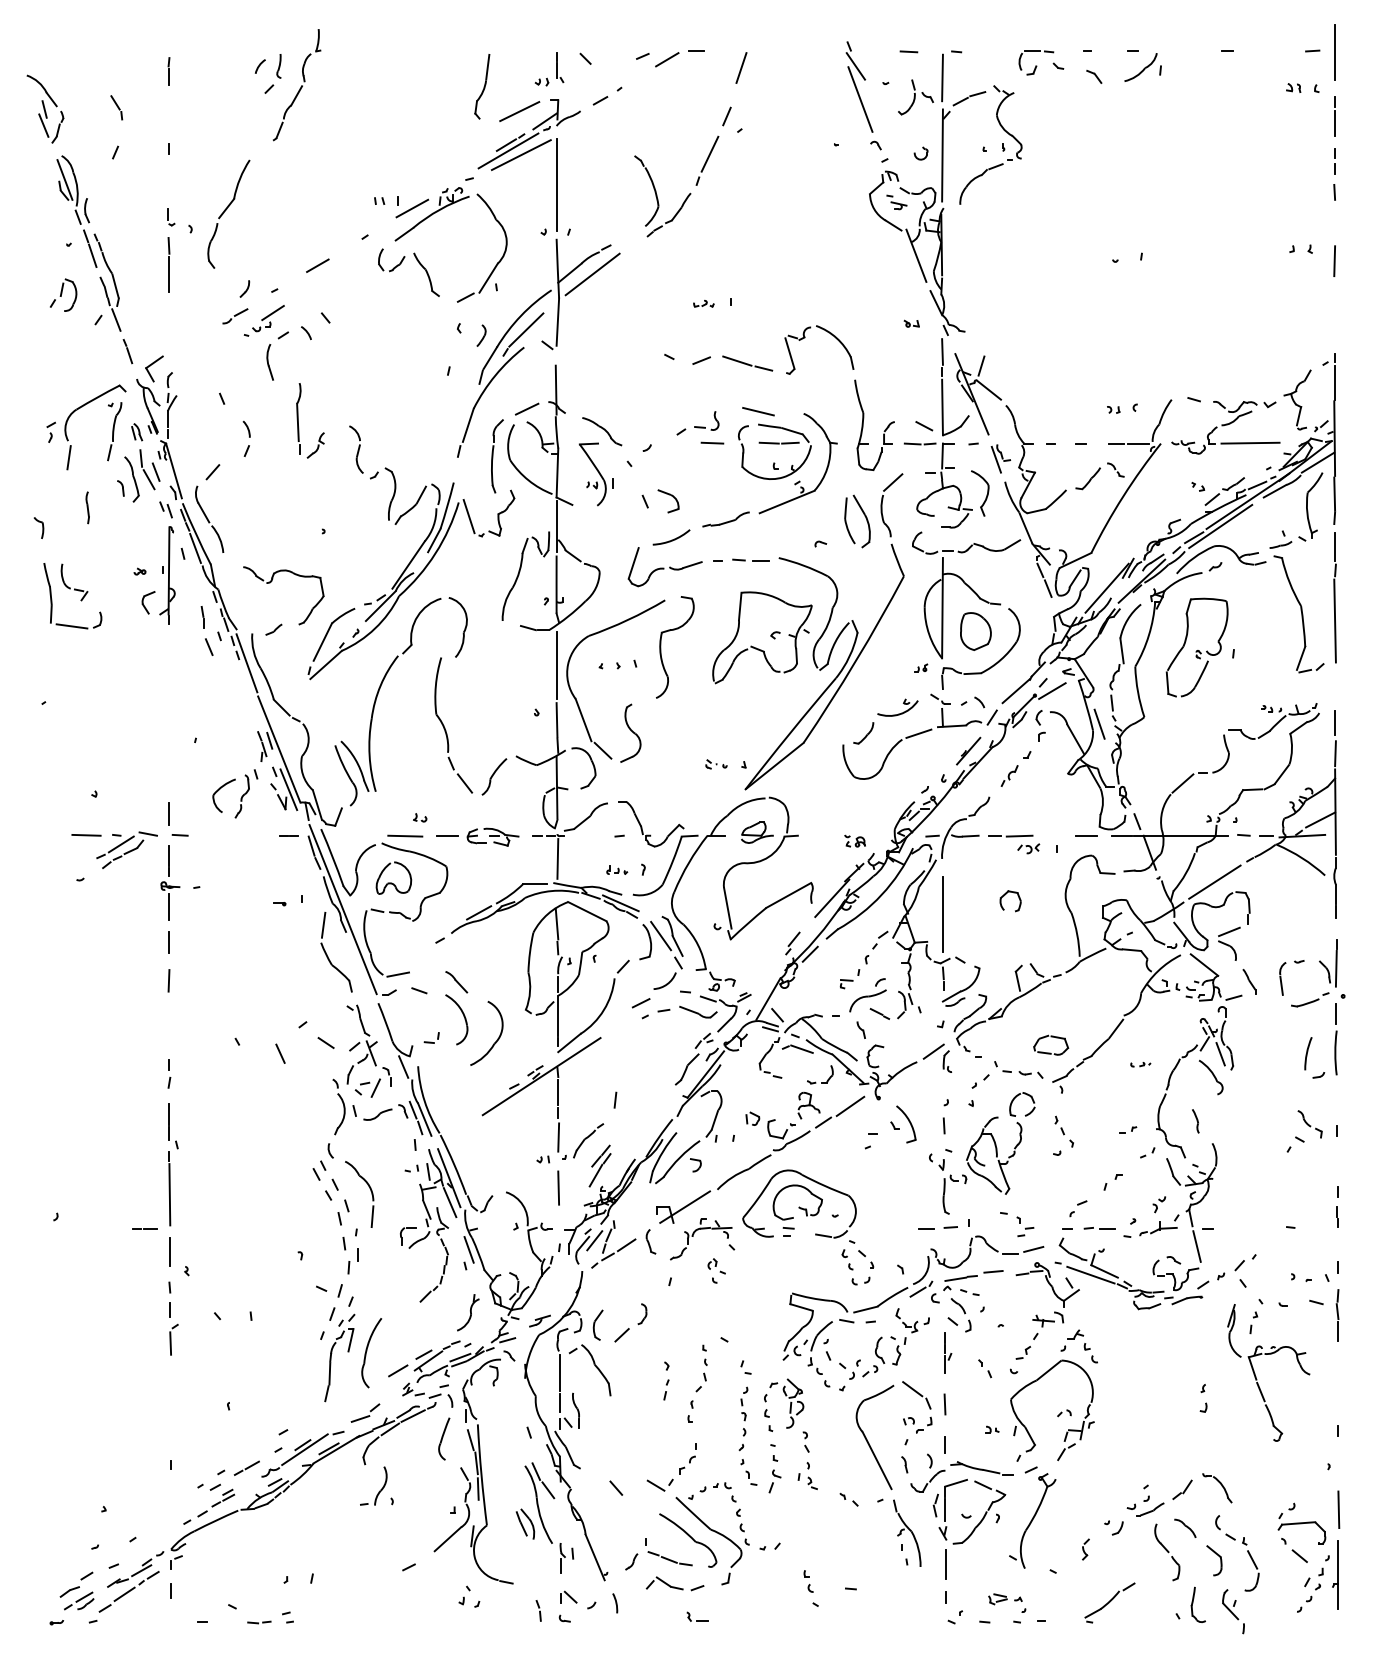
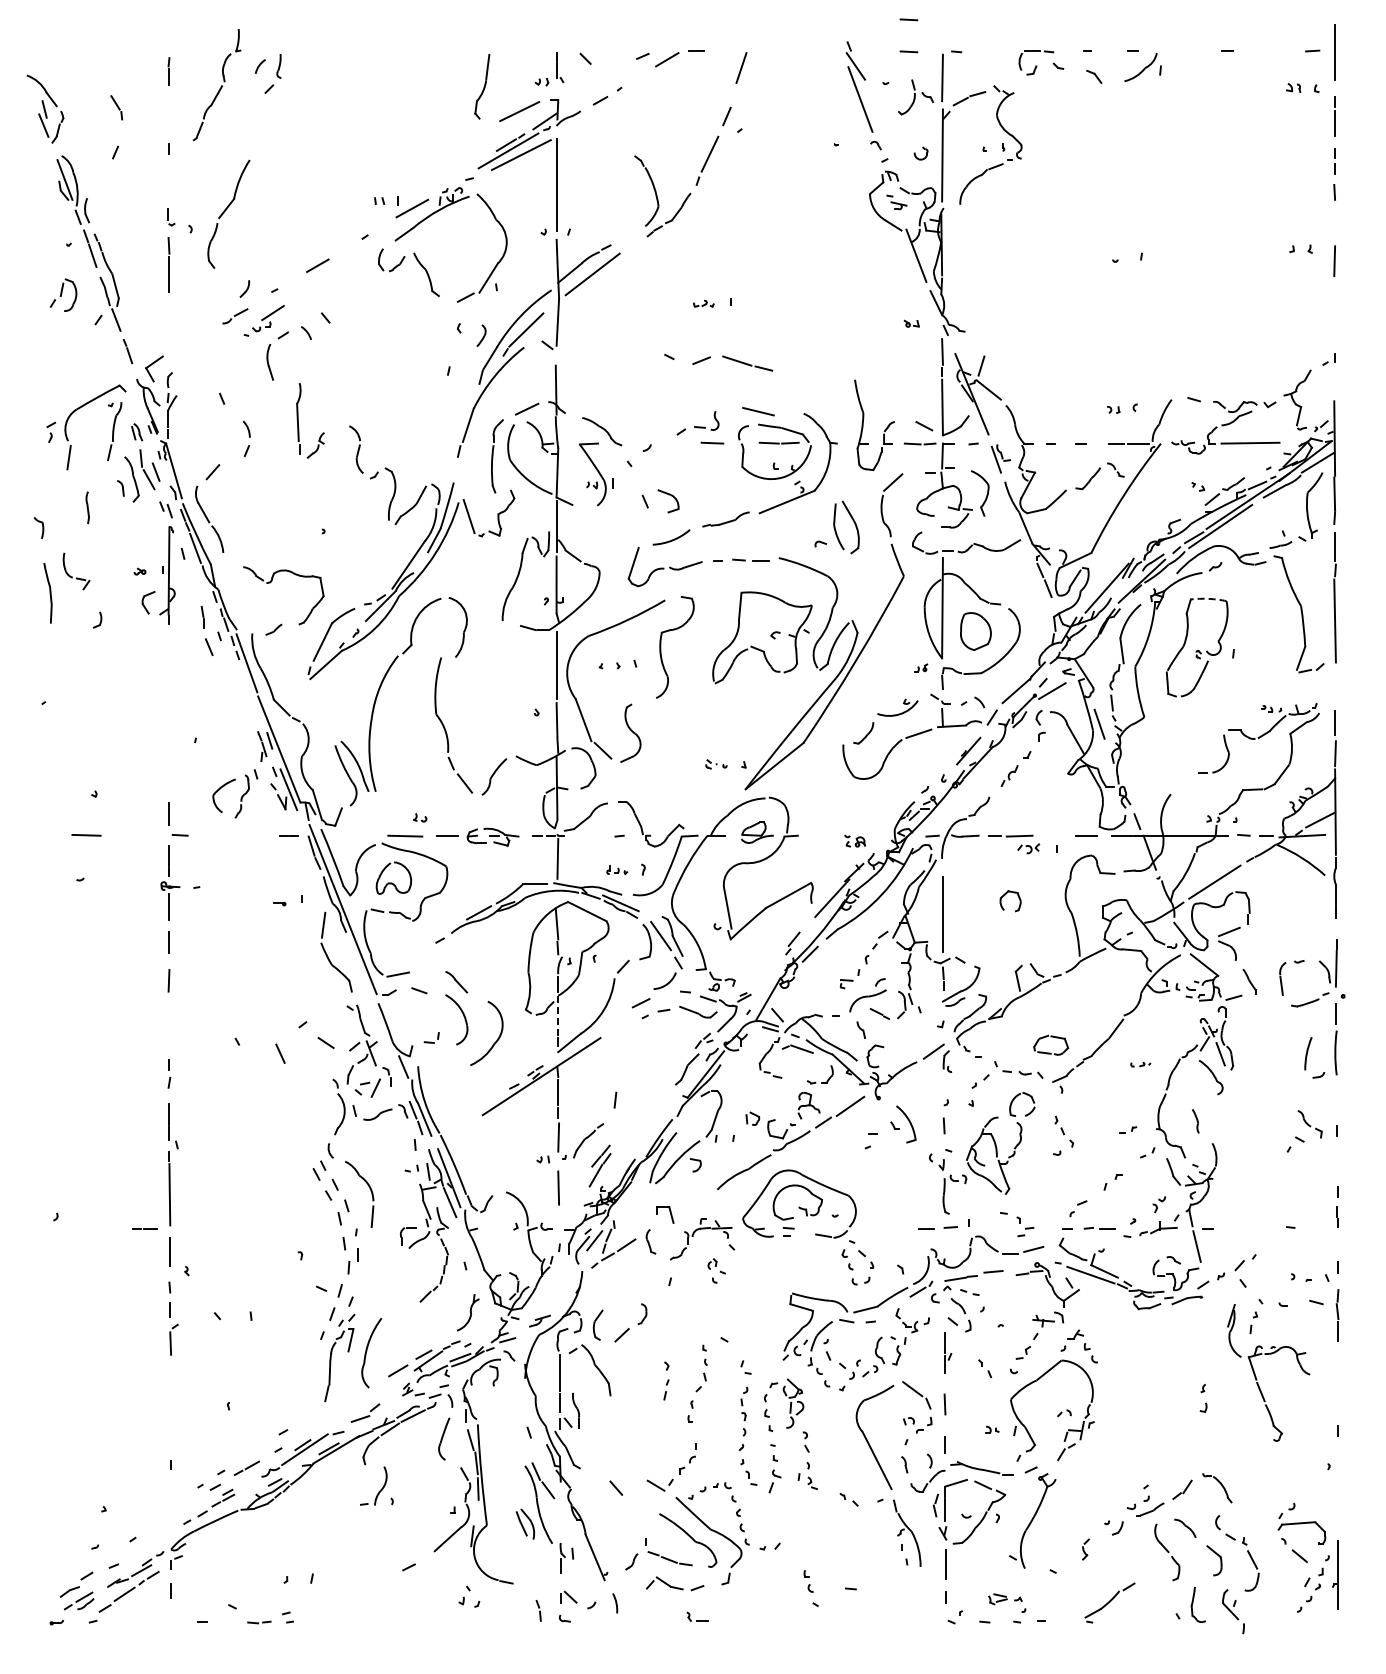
line: none -> present (908, 19)
part position: (297, 85) -> (217, 85) (217, 85)
part: present -> none (831, 335)
line: present -> none (1335, 382)
part position: (865, 518) -> (854, 524) (854, 524)
part position: (74, 582) -> (76, 571) (76, 571)
arc: solid -> dashed (1208, 598)
line: present -> none (71, 626)
line: present -> none (1182, 783)
part: present -> none (126, 849)
line: solid -> dashed (558, 1015)
line: present -> none (684, 1206)
line: present -> none (468, 1249)
line: present -> none (1338, 1509)
